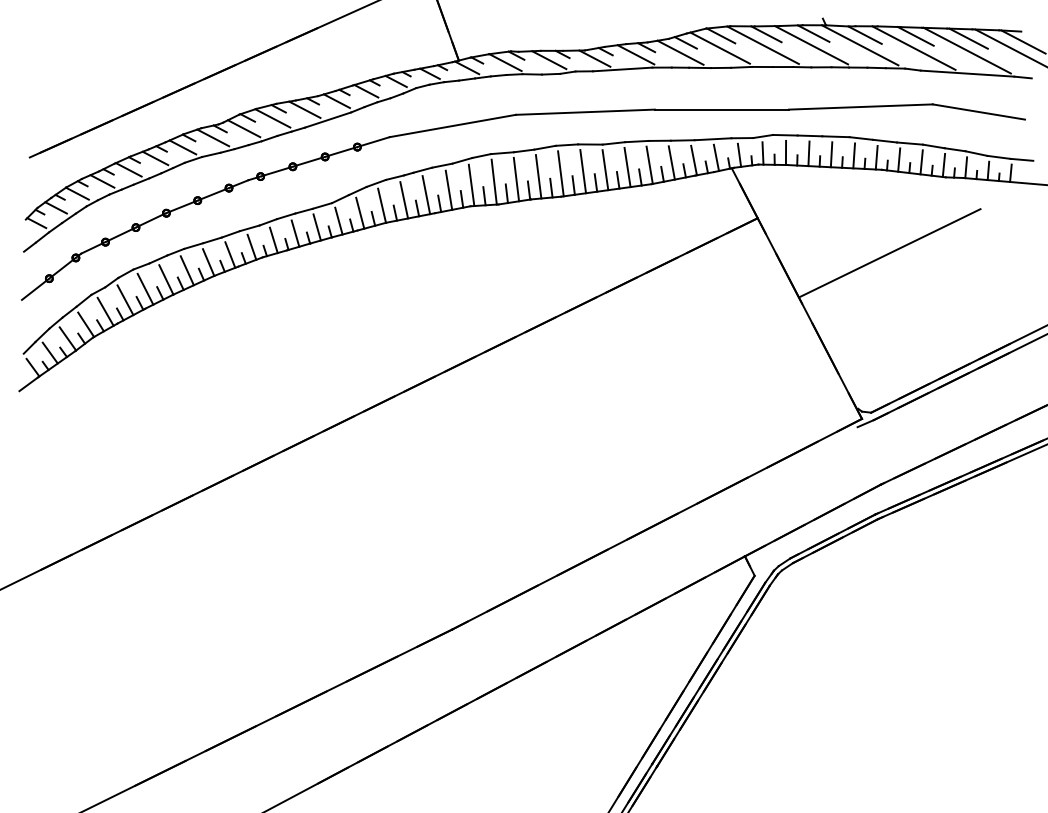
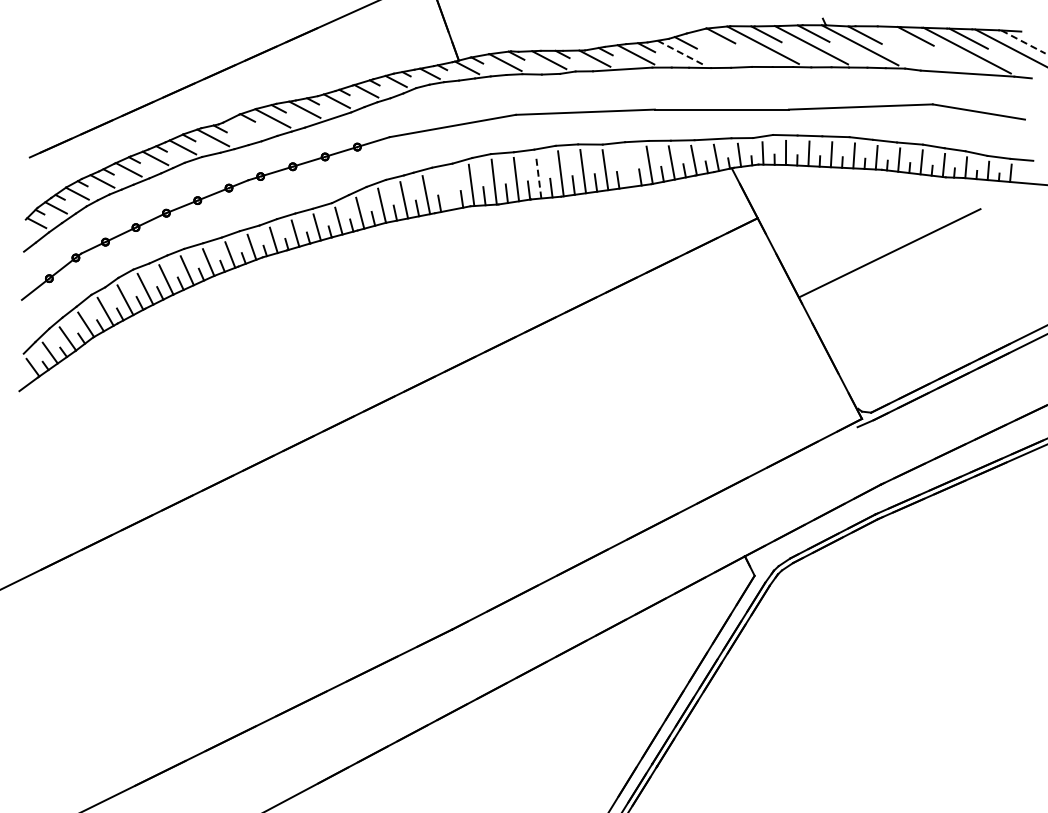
line: solid -> dashed (1023, 42)
line: present -> none (719, 47)
line: present -> none (913, 47)
line: solid -> dashed (680, 52)
line: present -> none (243, 128)
line: present -> none (627, 167)
line: solid -> dashed (538, 176)
line: present -> none (448, 189)
